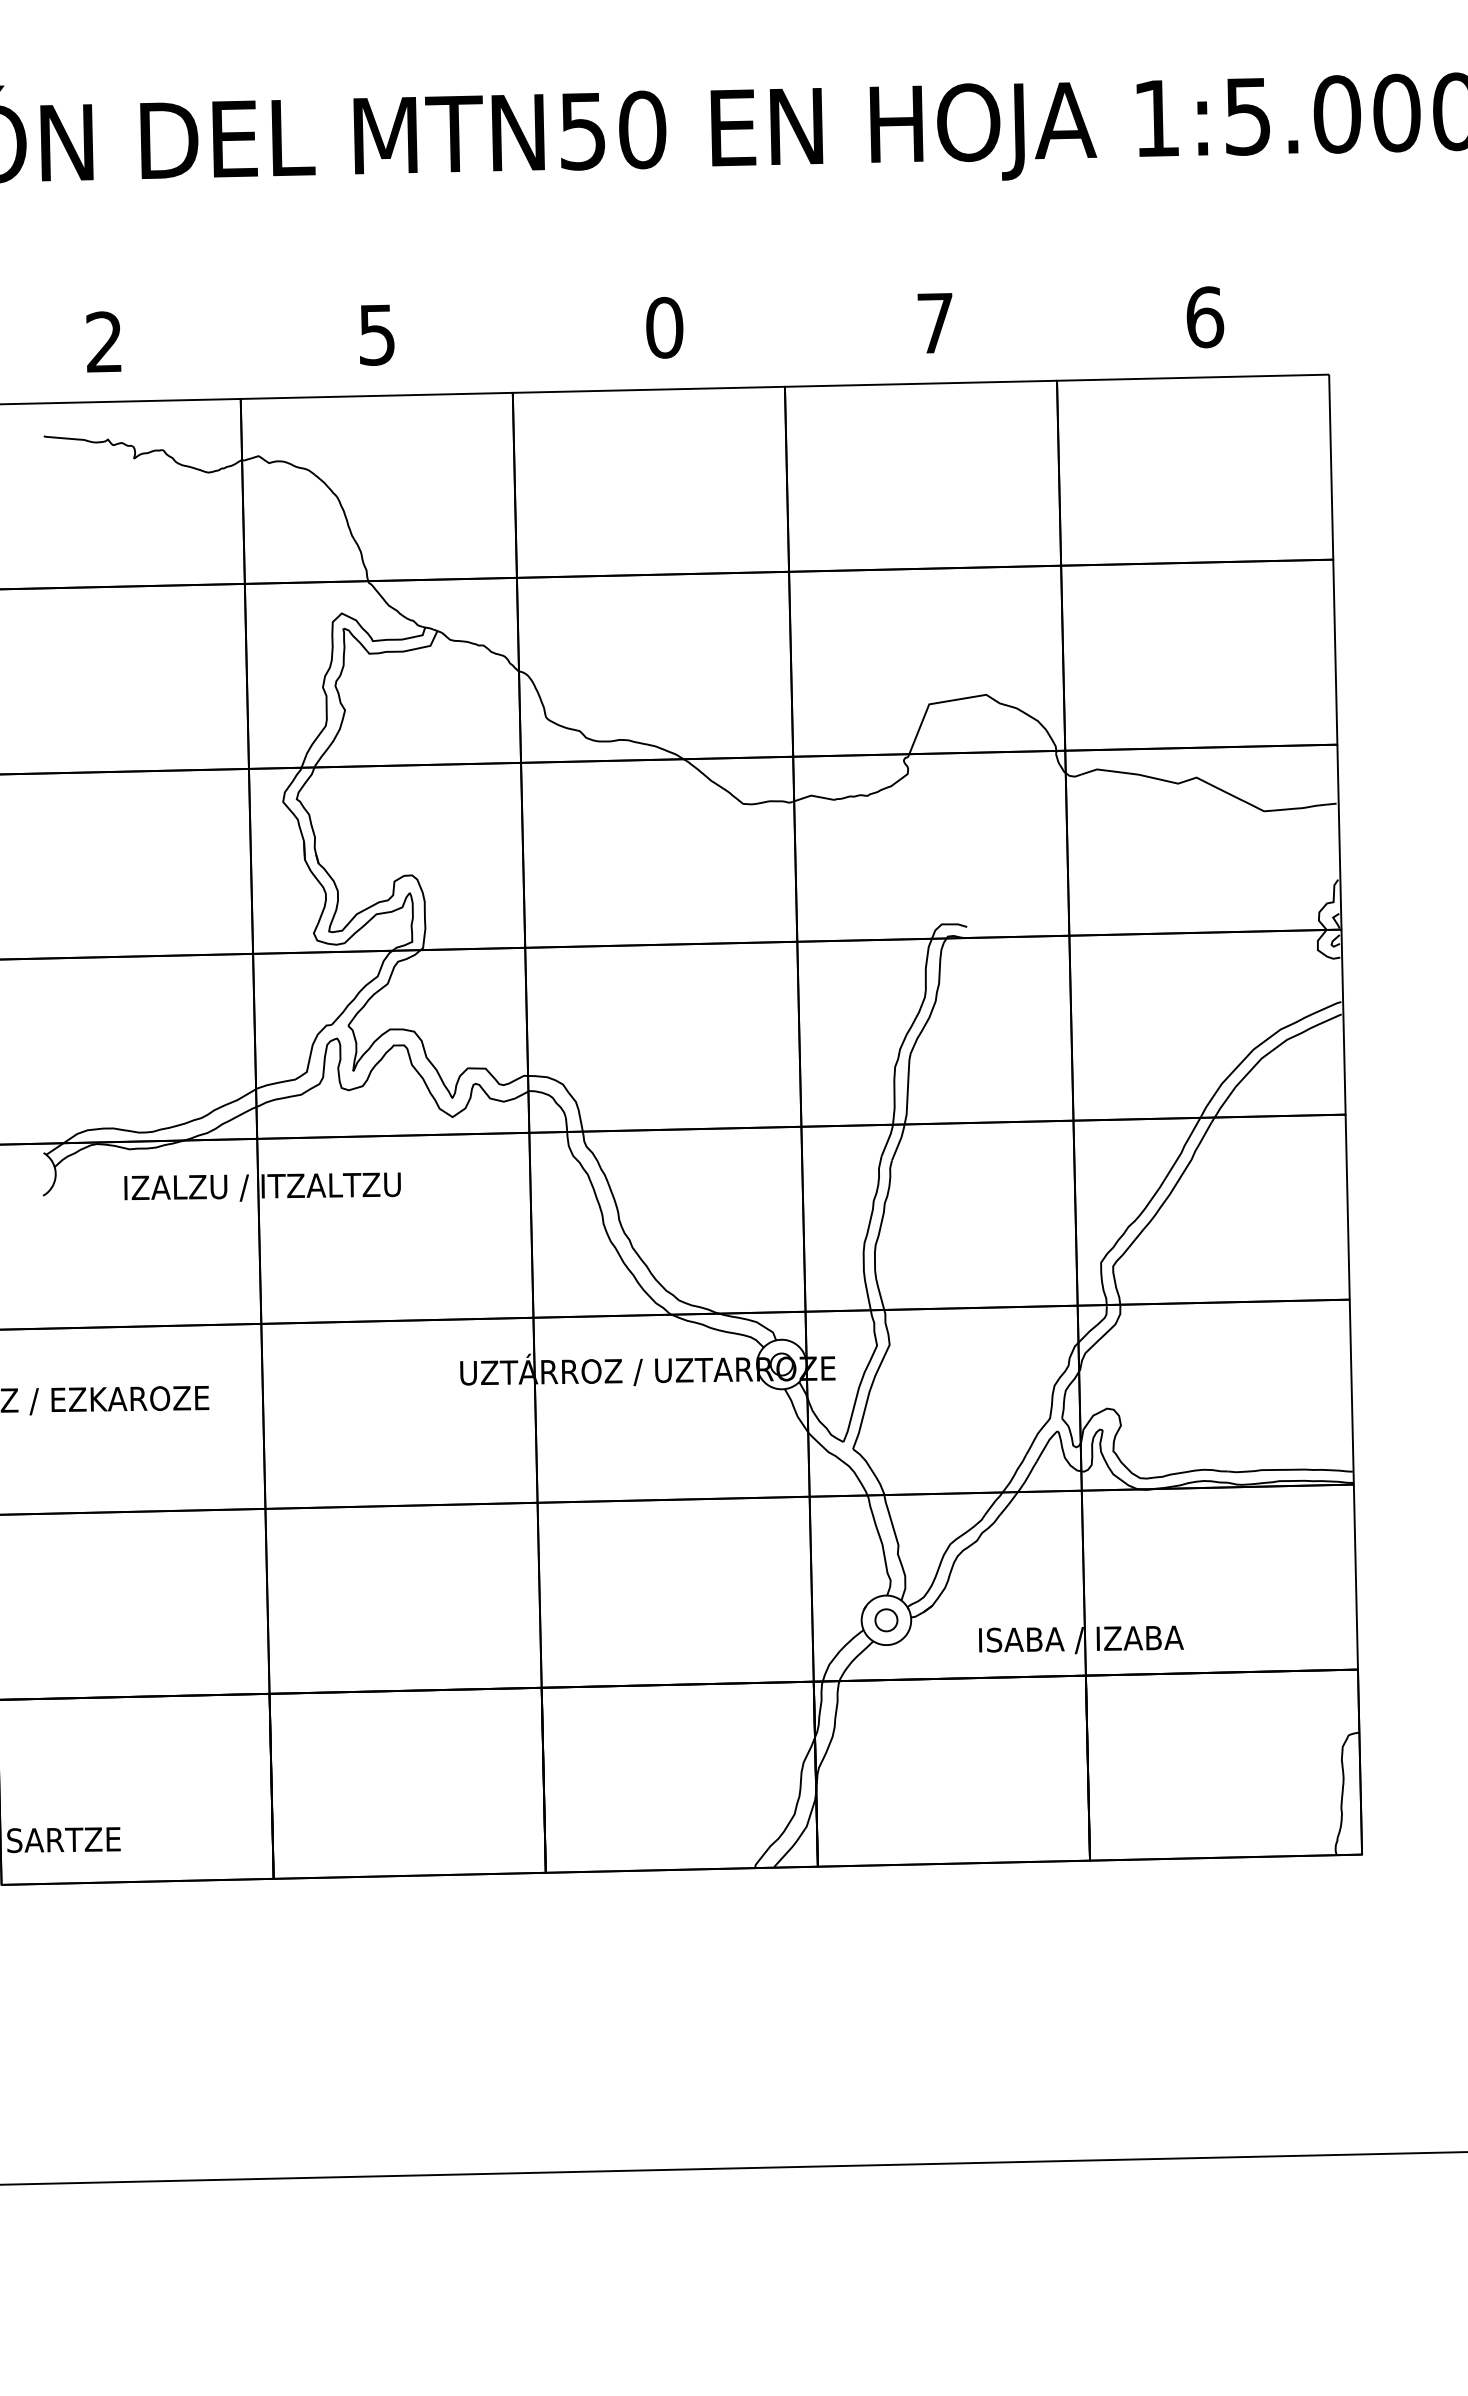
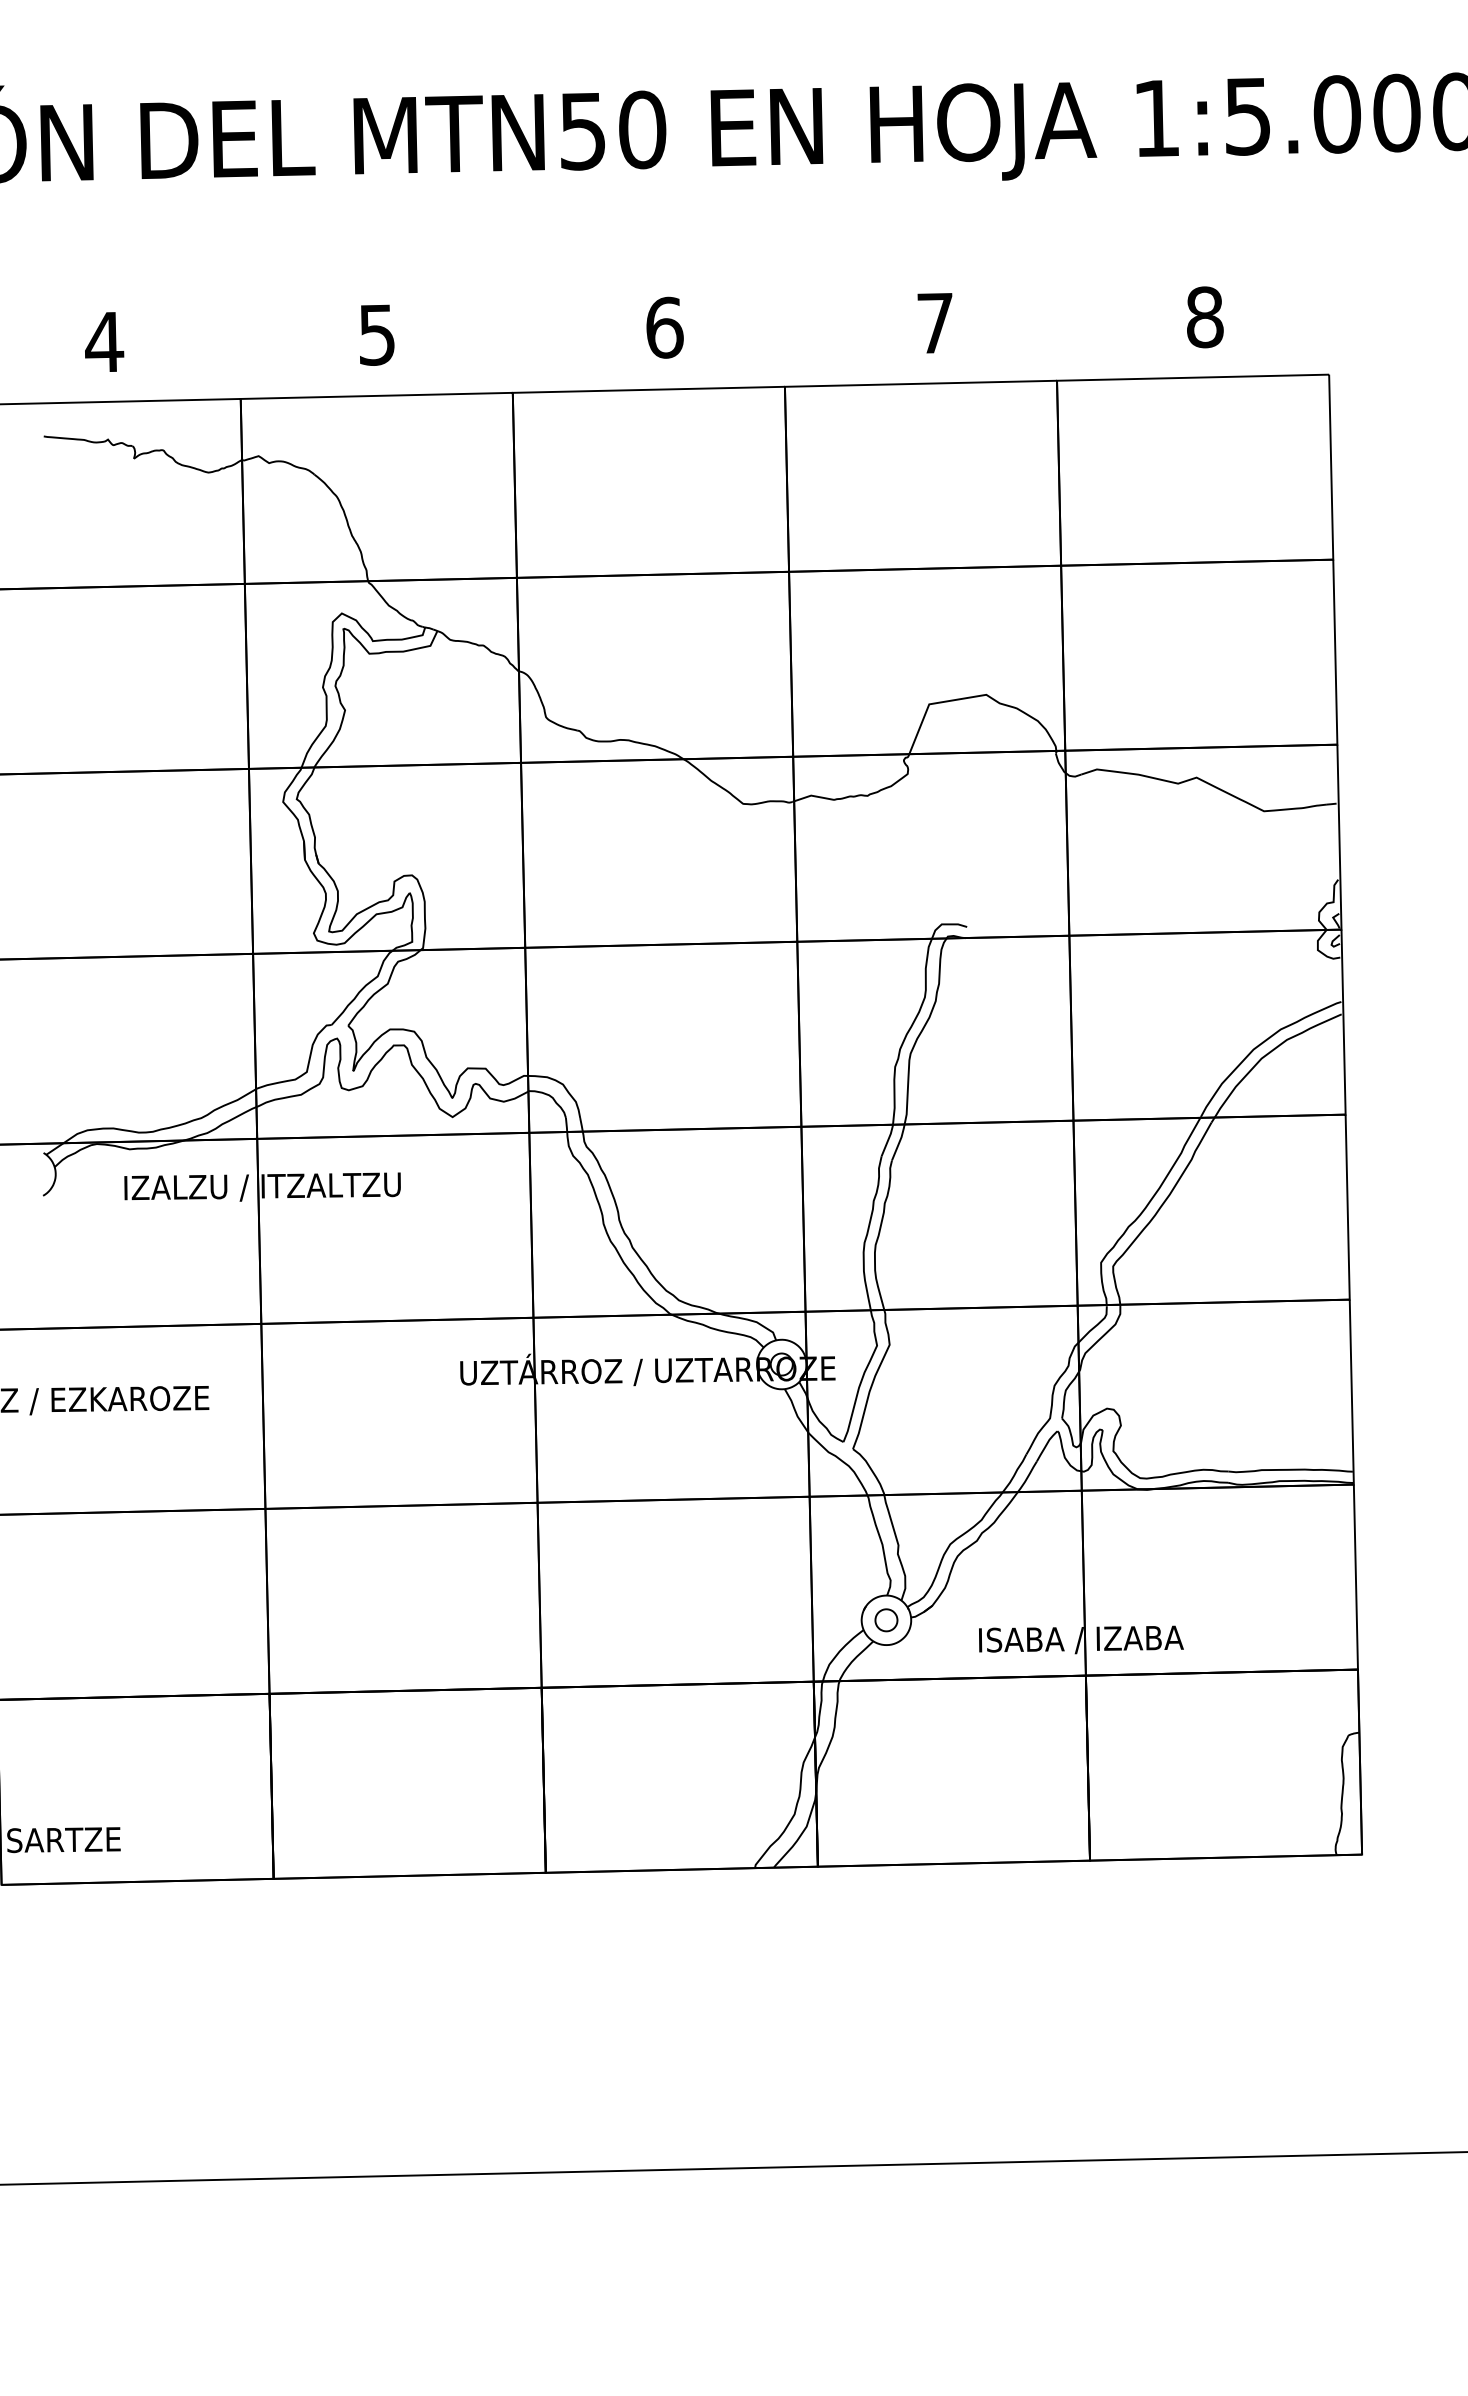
text: 6 -> 8 (1205, 317)
text: 0 -> 6 (664, 327)
text: 2 -> 4 (104, 341)
